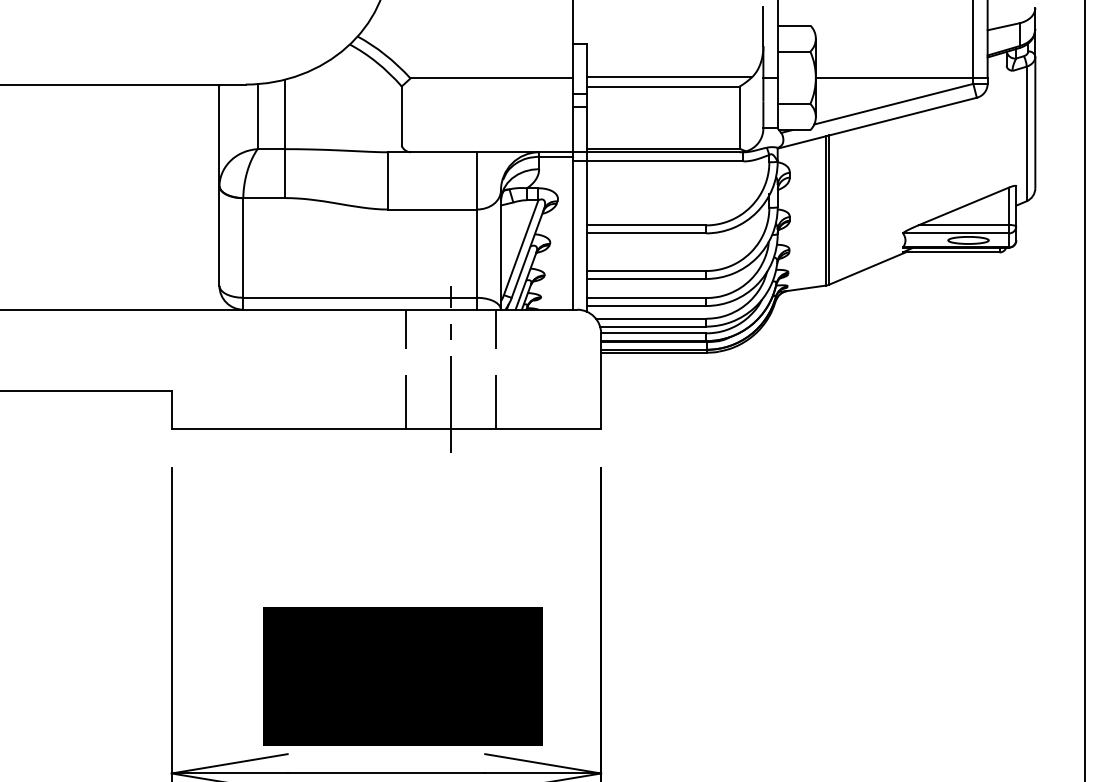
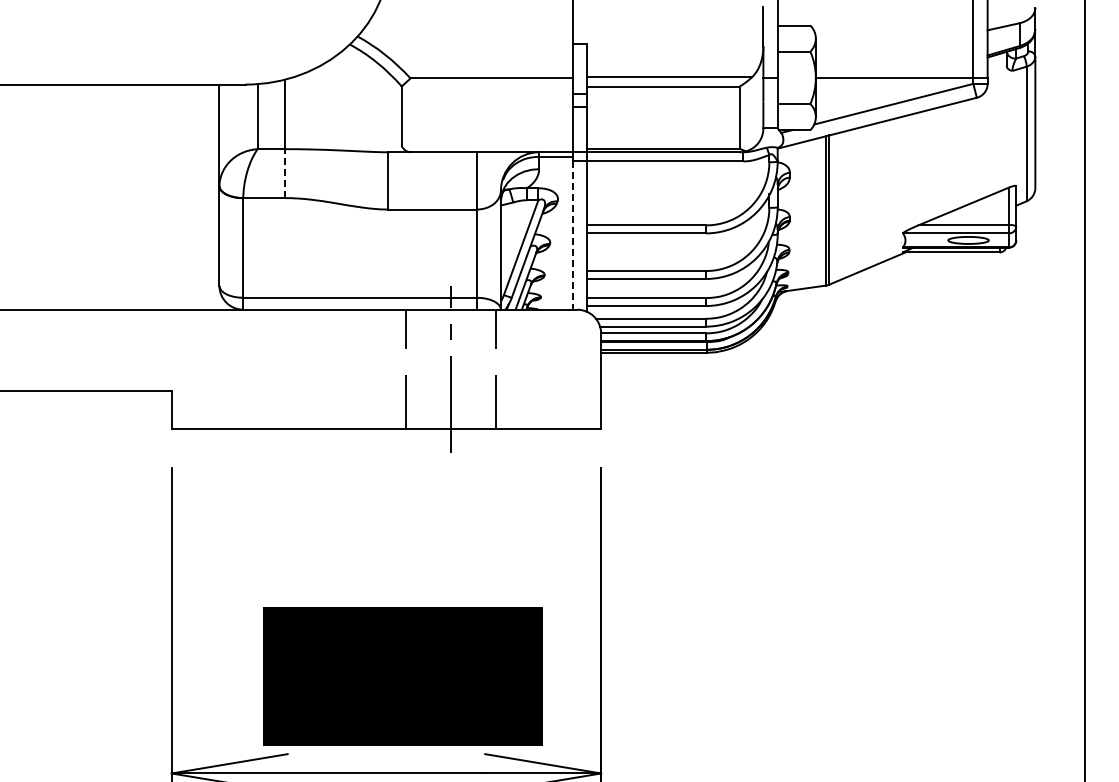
line: solid -> dashed (284, 173)
line: solid -> dashed (572, 235)
